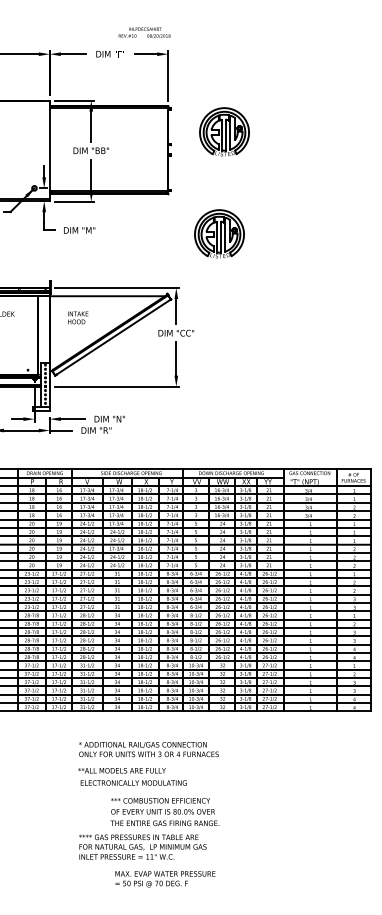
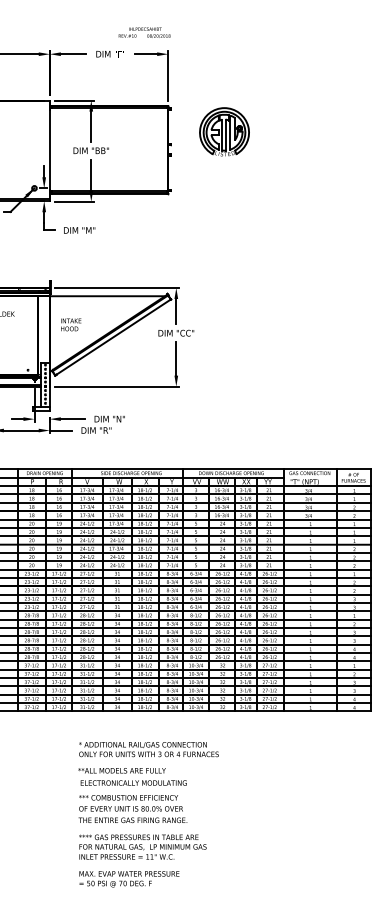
part: present -> none (219, 233)
text position: (78, 317) -> (71, 324) (71, 324)
text position: (164, 812) -> (132, 809) (132, 809)
text position: (165, 879) -> (129, 879) (129, 879)
